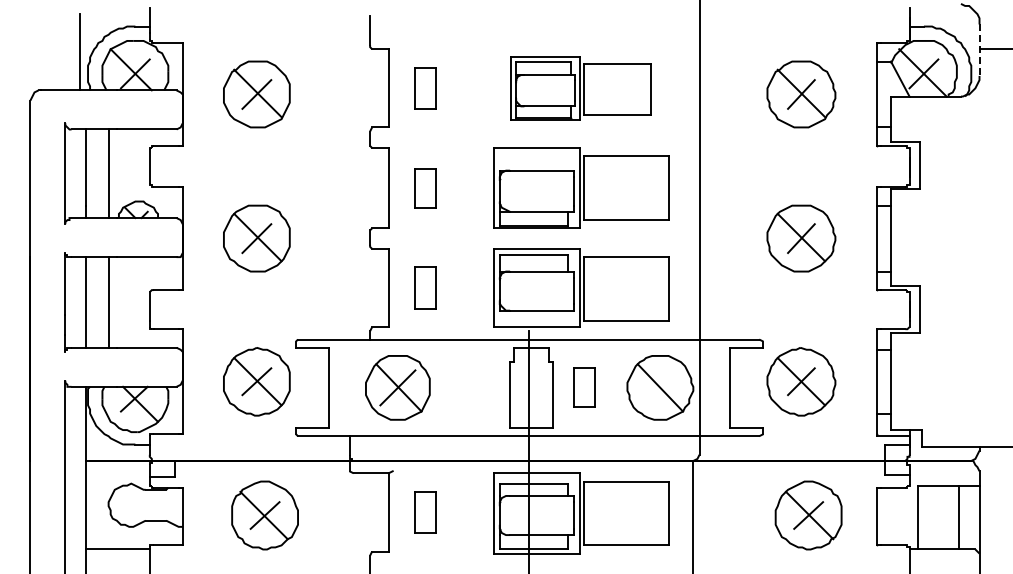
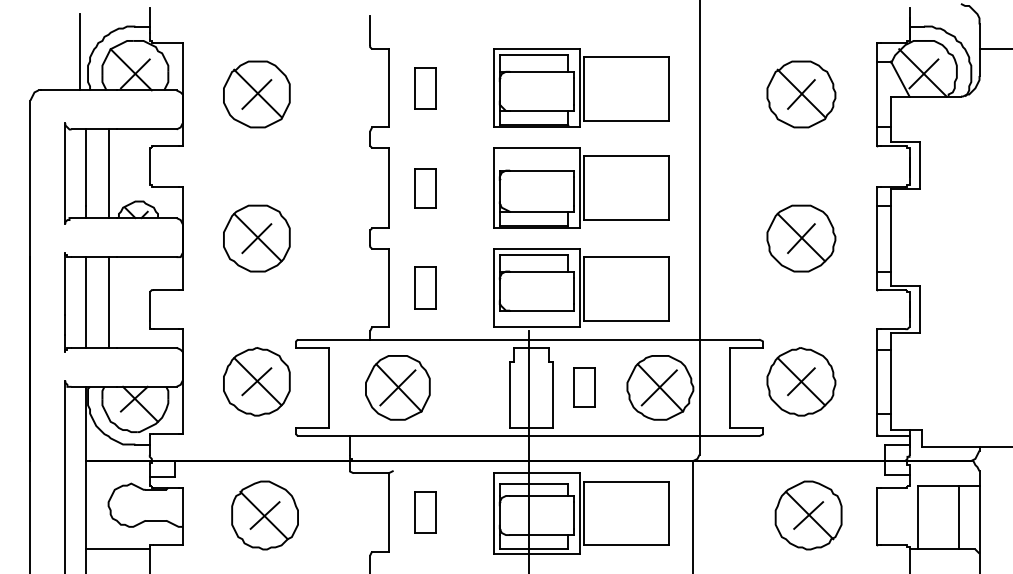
line: dashed -> solid (979, 50)
part size: 142x65 px -> 177x80 px (581, 87)
line: none -> present (658, 387)
